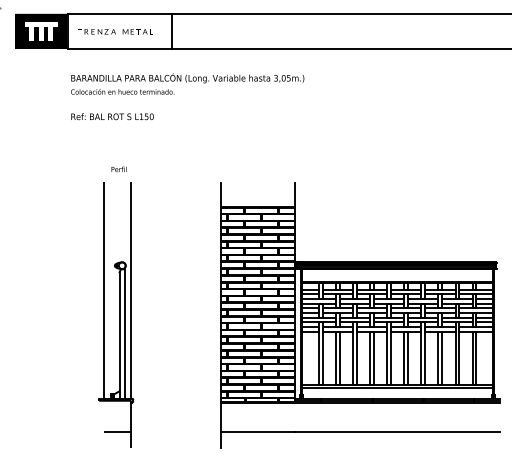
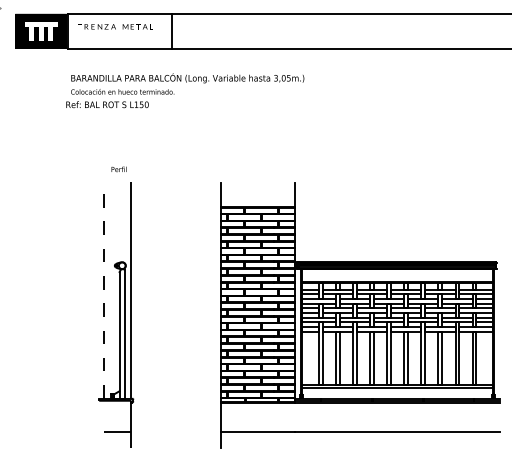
text position: (115, 31) -> (115, 26) (115, 26)
text position: (112, 116) -> (107, 104) (107, 104)
line: solid -> dashed (104, 289)
